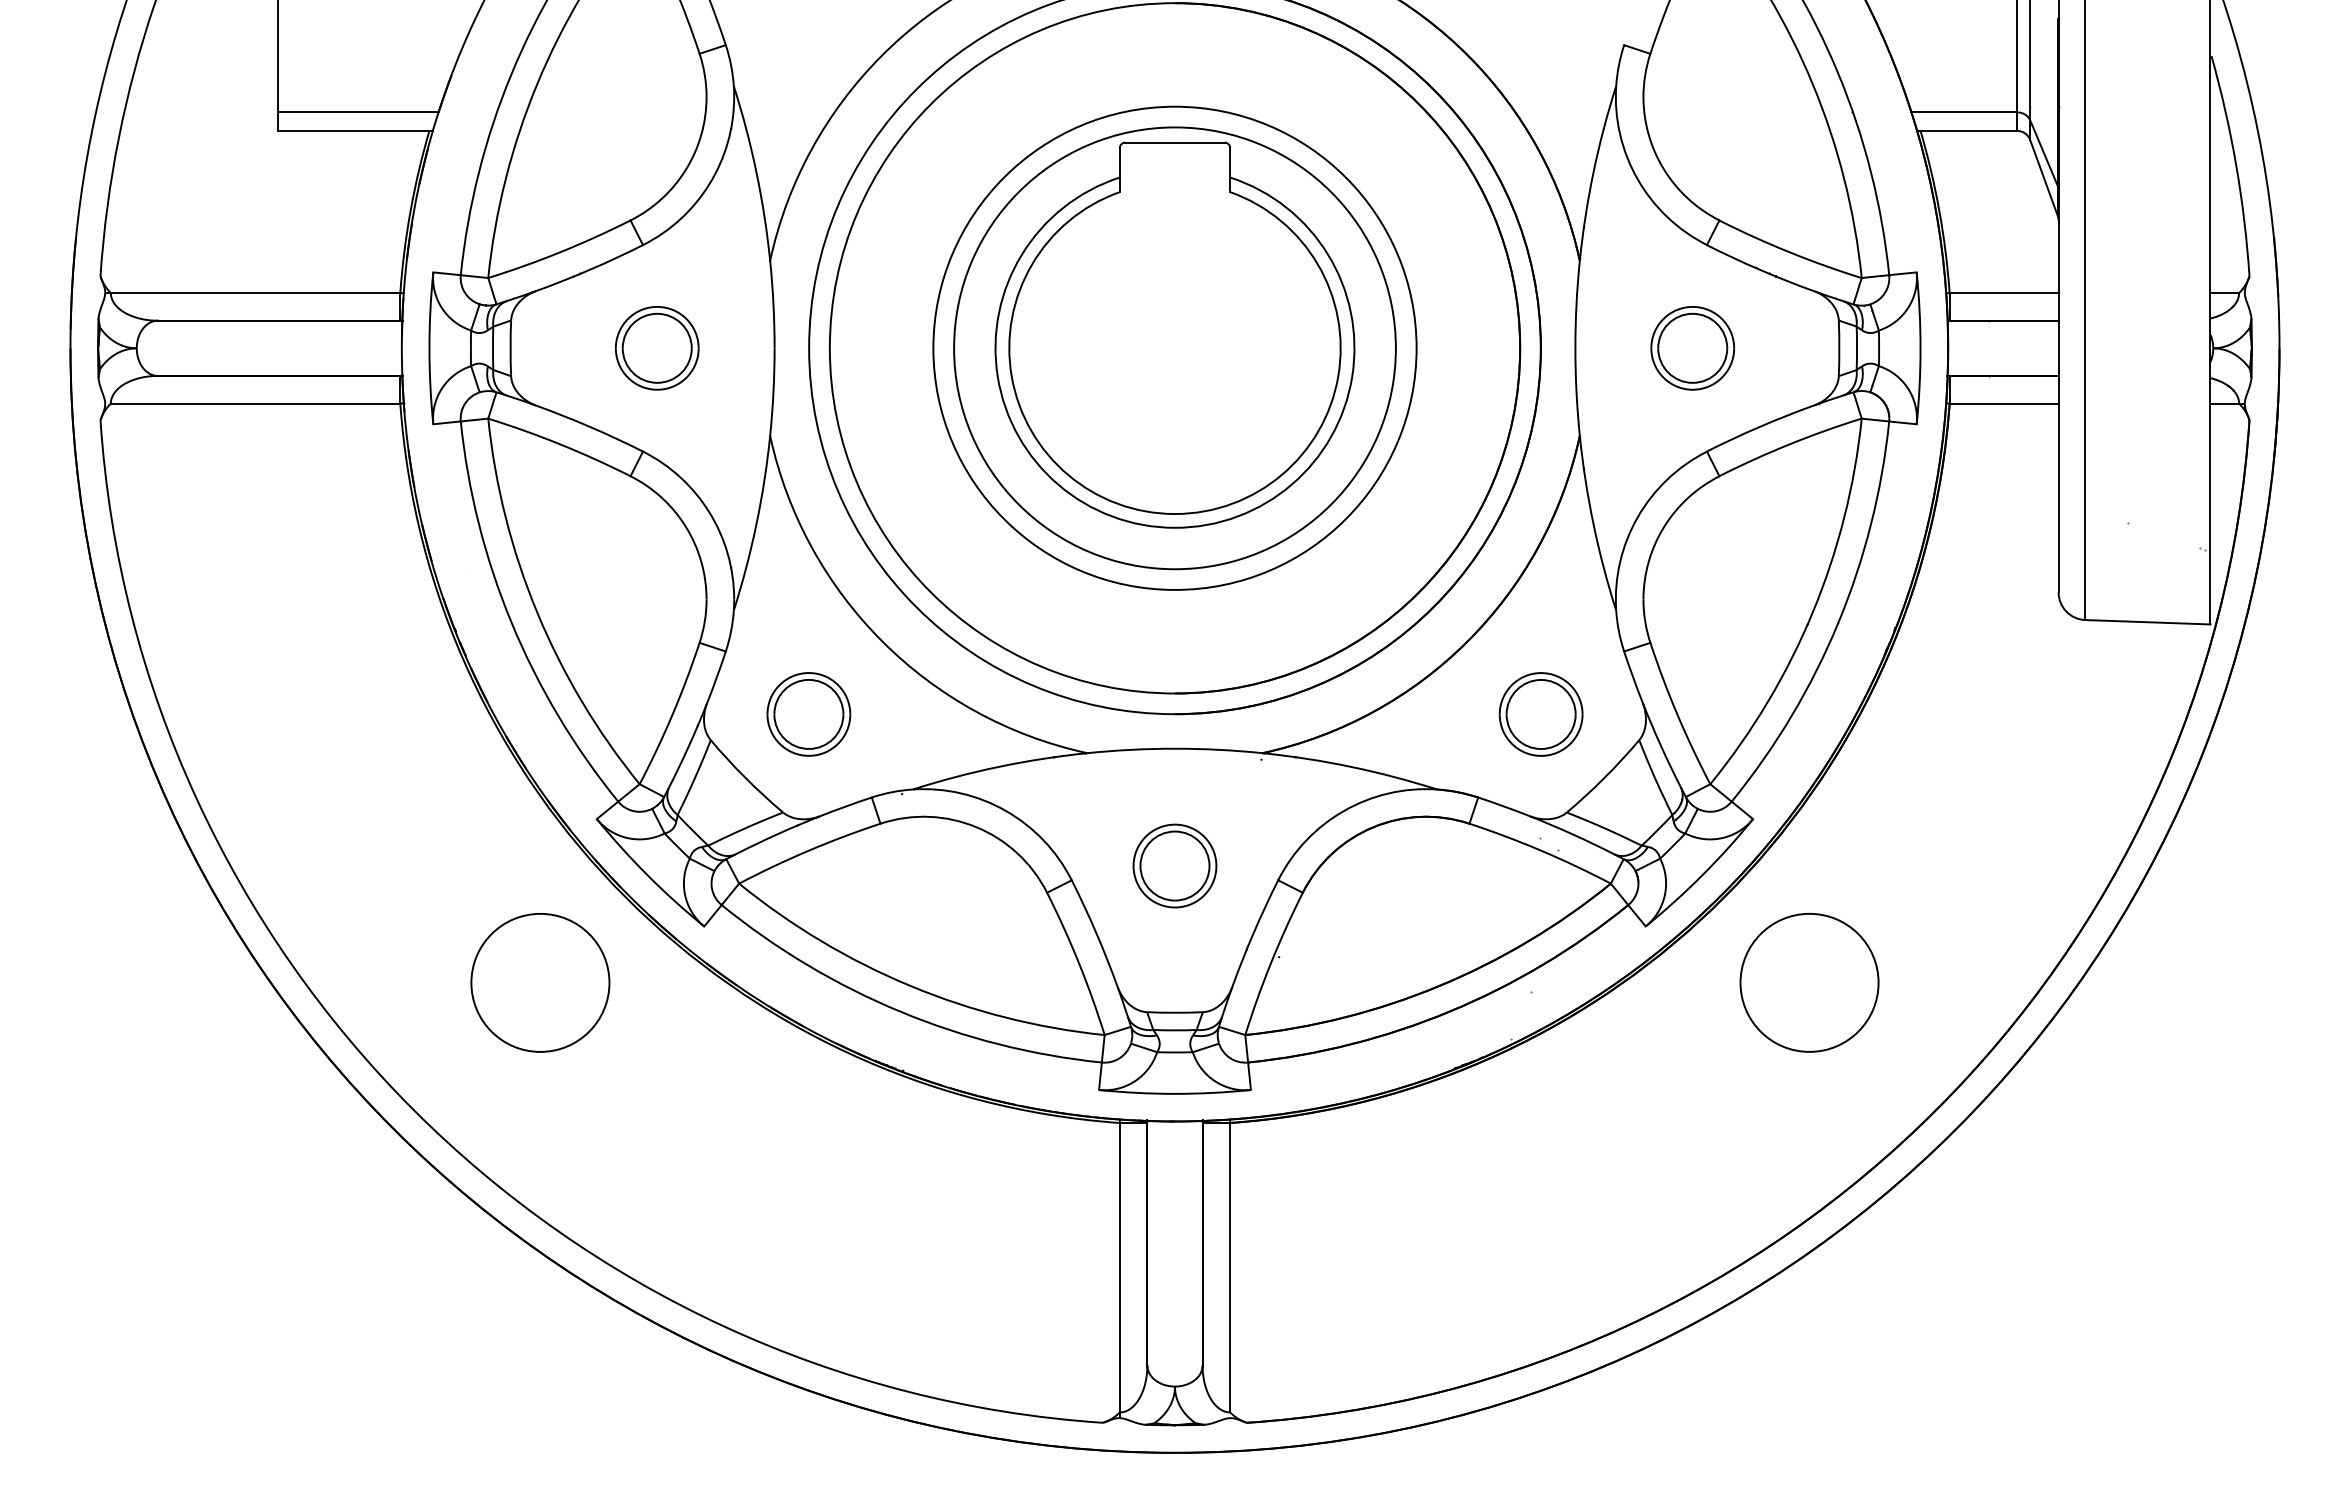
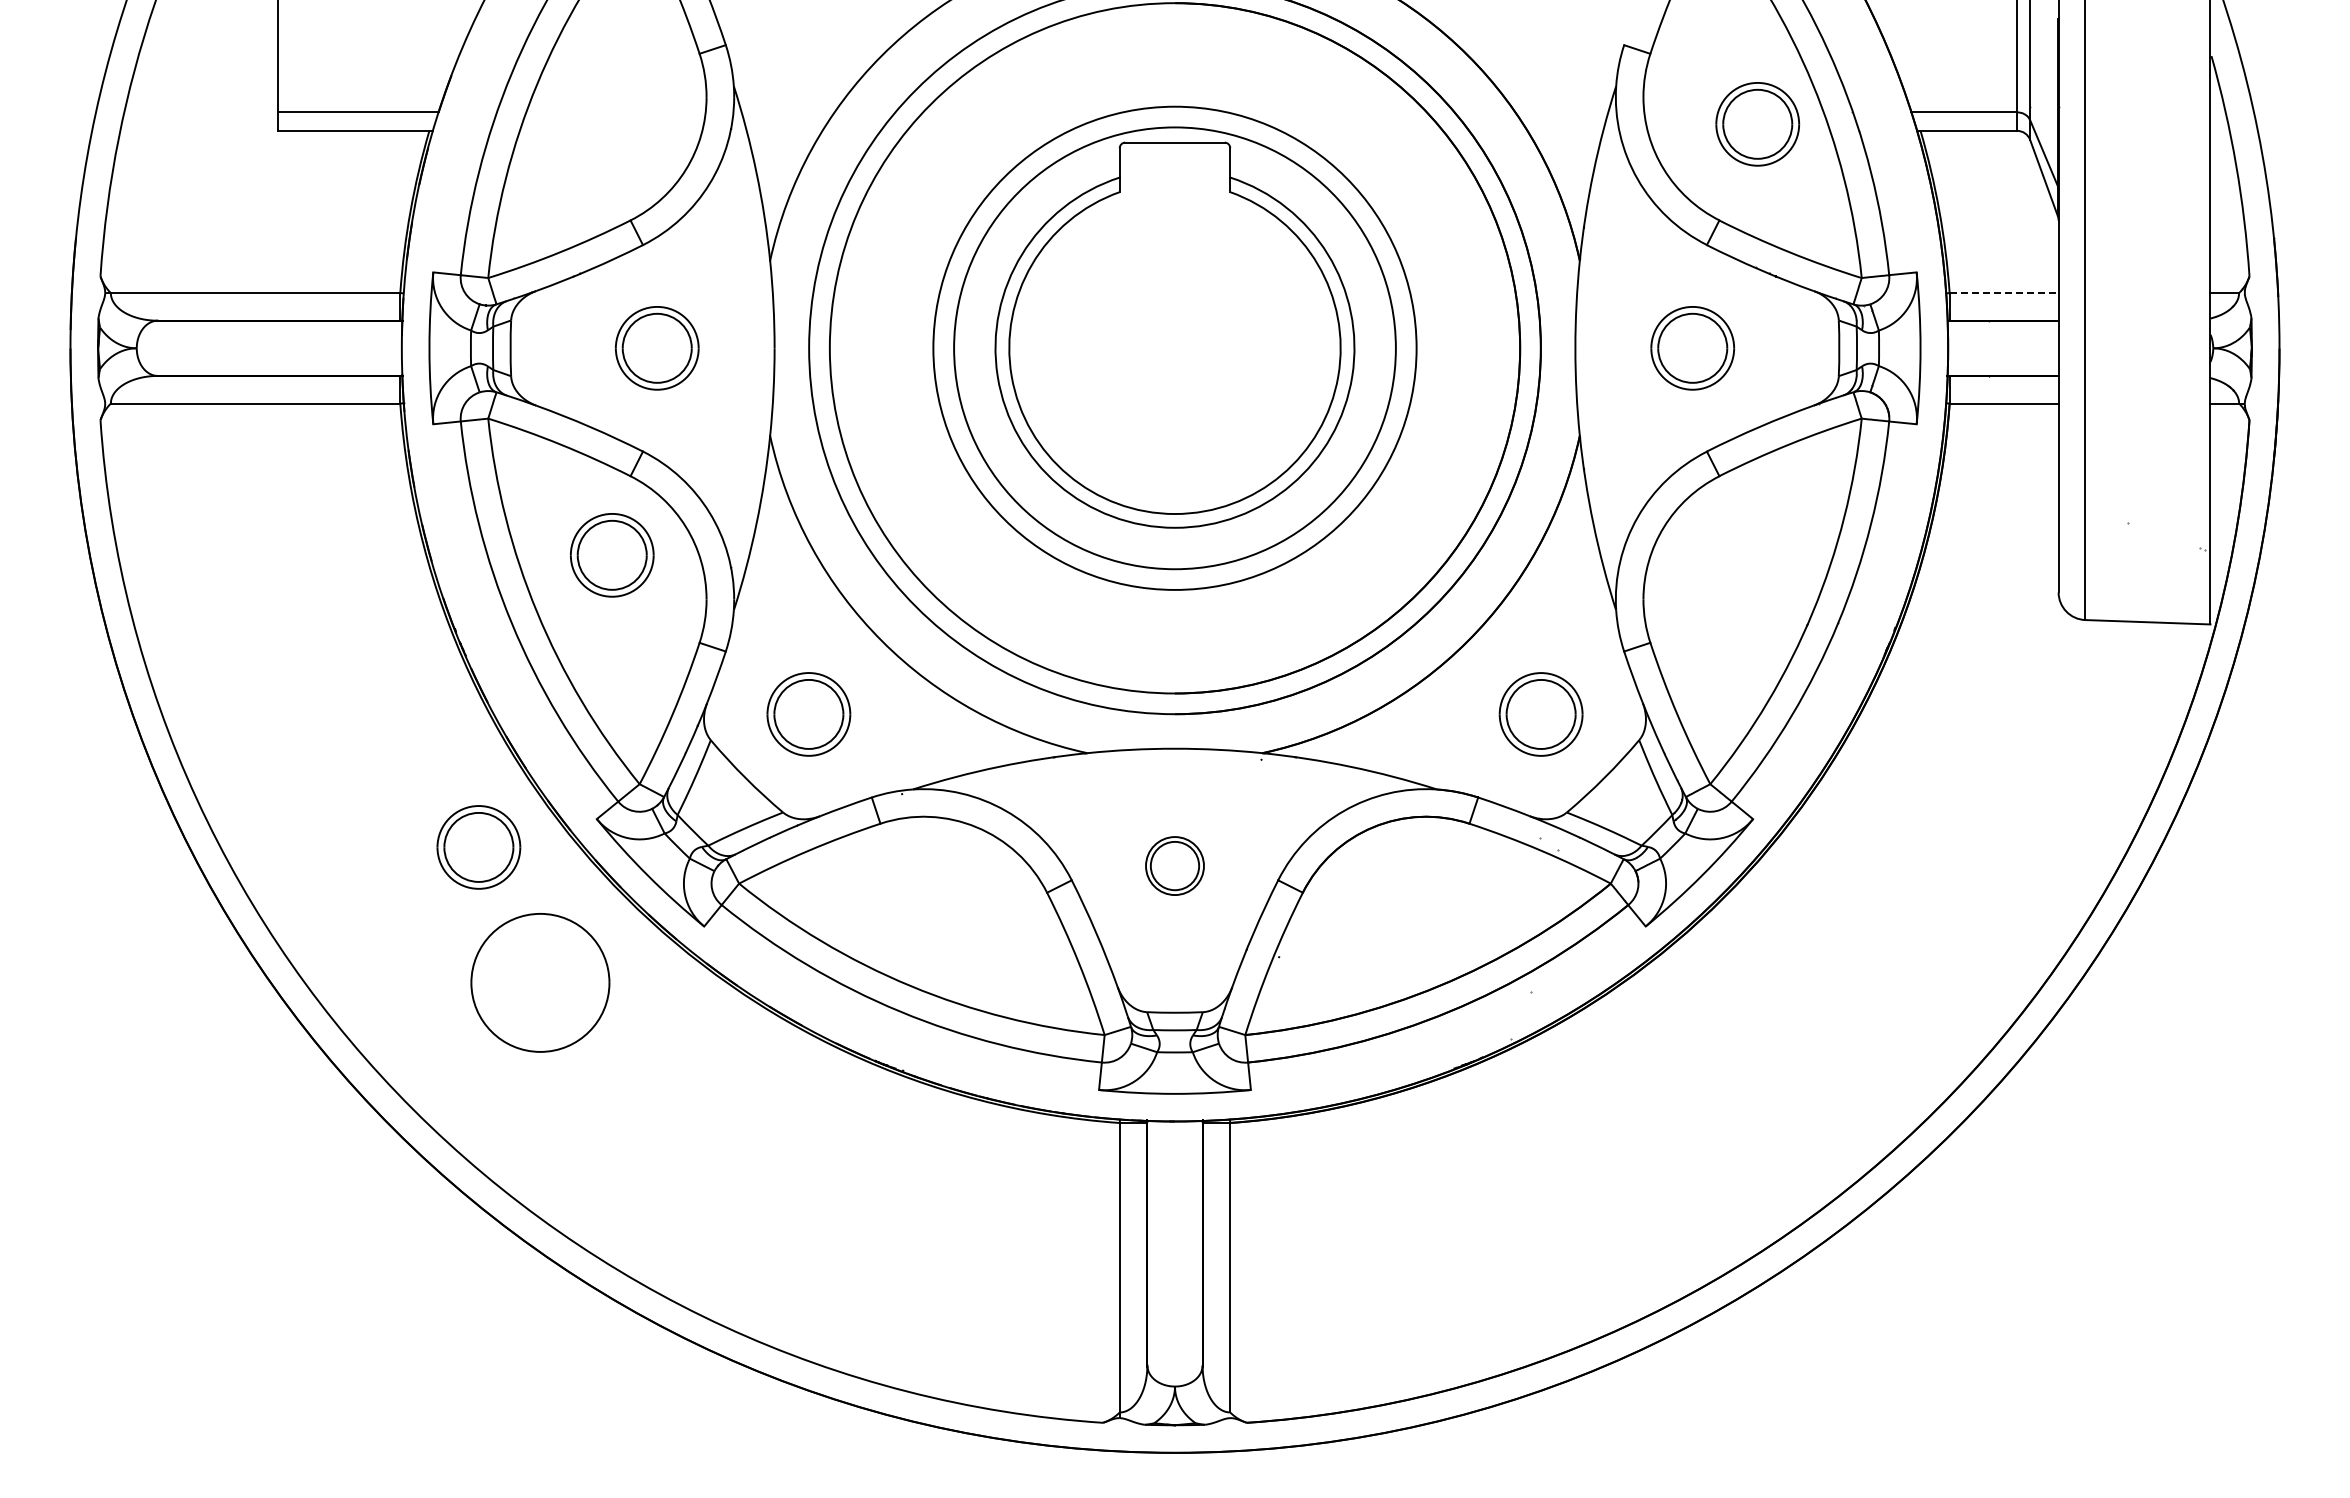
part: none -> present (1757, 124)
line: solid -> dashed (2004, 293)
part: none -> present (612, 555)
part: none -> present (478, 847)
part size: 86x86 px -> 60x60 px (1174, 865)
part: present -> none (1809, 982)
